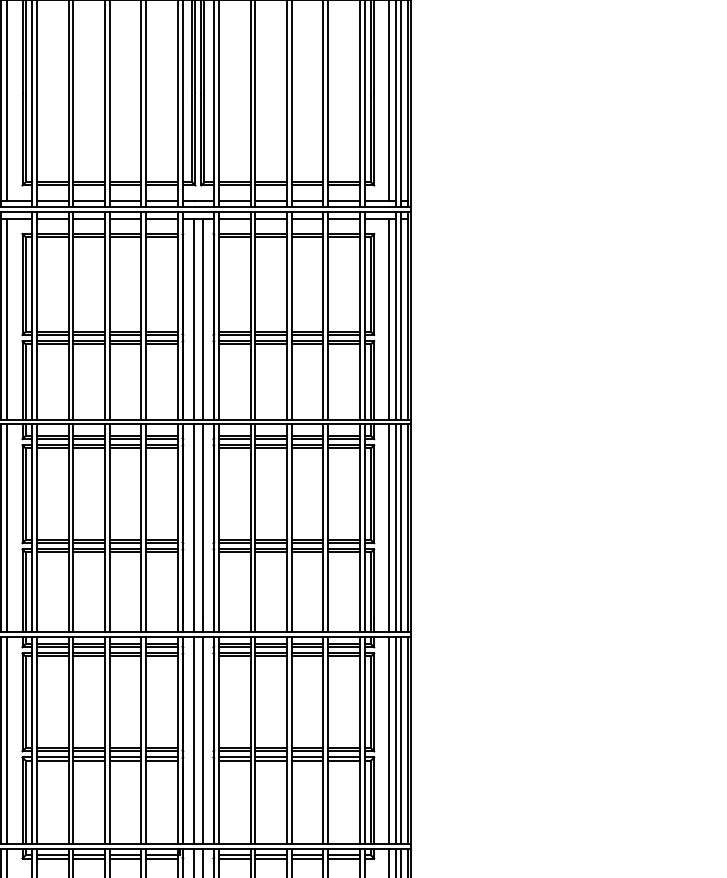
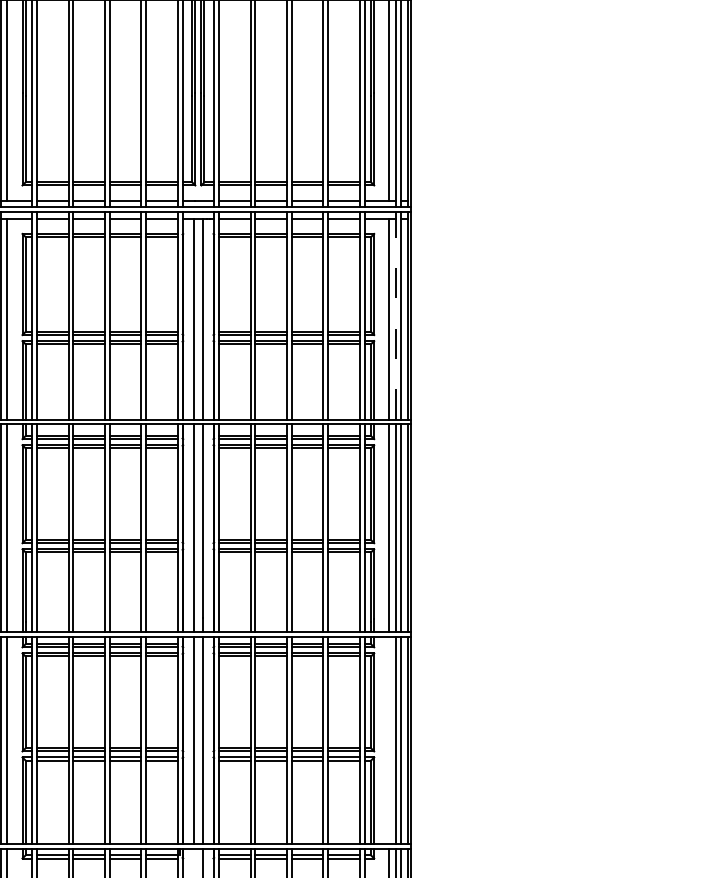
line: solid -> dashed (396, 315)
line: present -> none (389, 739)
line: present -> none (193, 861)
